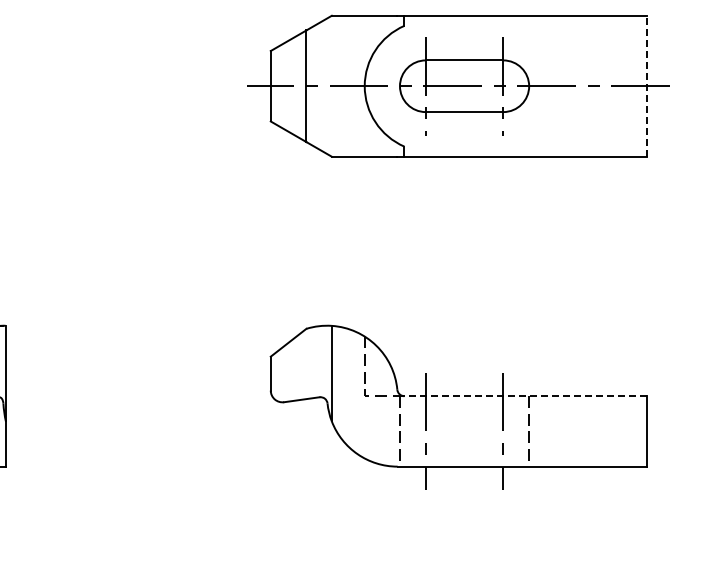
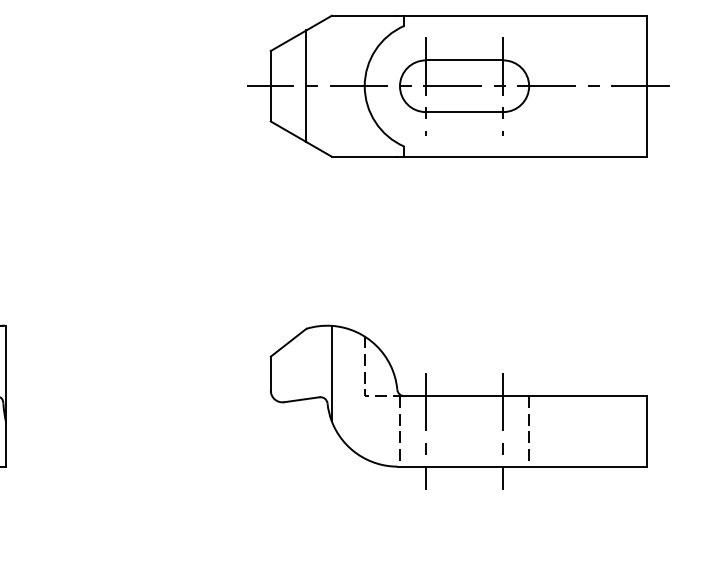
line: dashed -> solid (646, 85)
line: dashed -> solid (524, 396)
